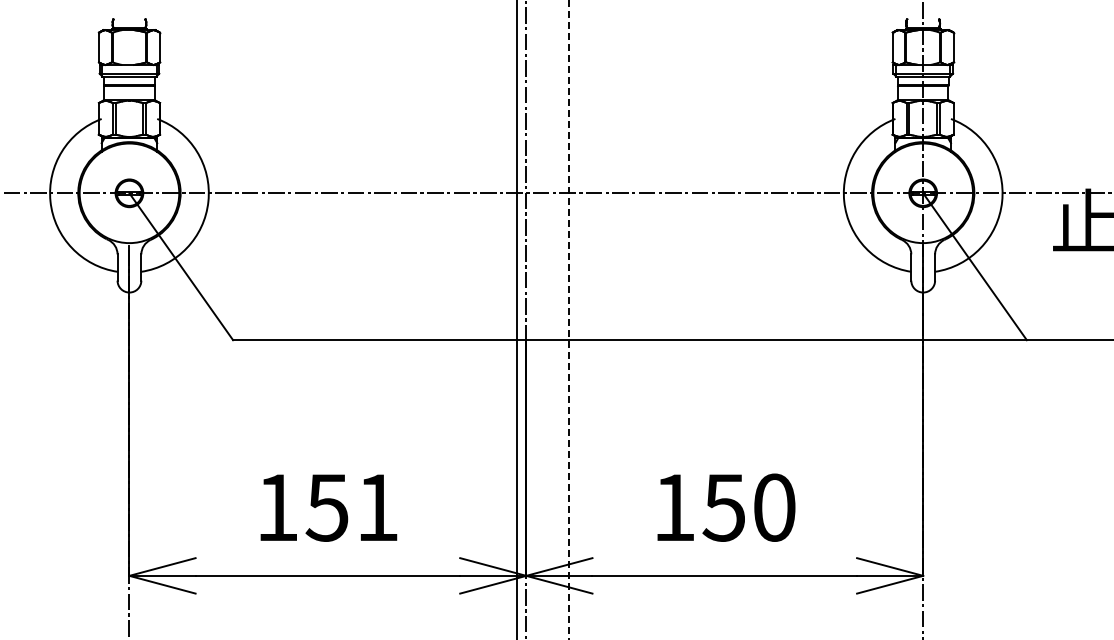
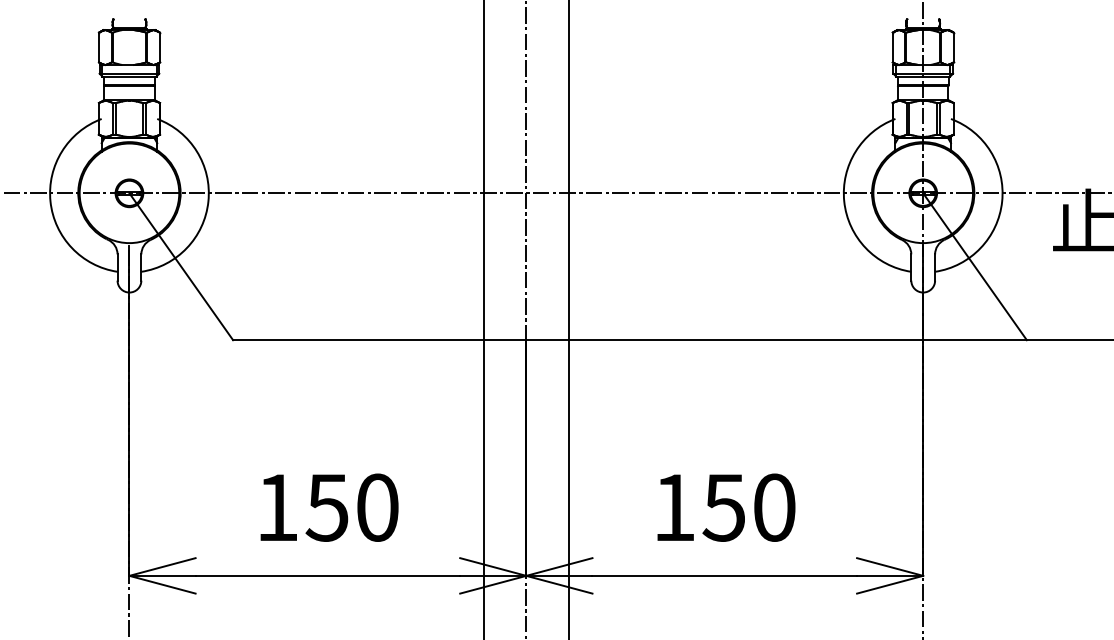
line position: (517, 319) -> (484, 319) (484, 319)
line: dashed -> solid (568, 319)
text: 151 -> 150 (377, 507)
